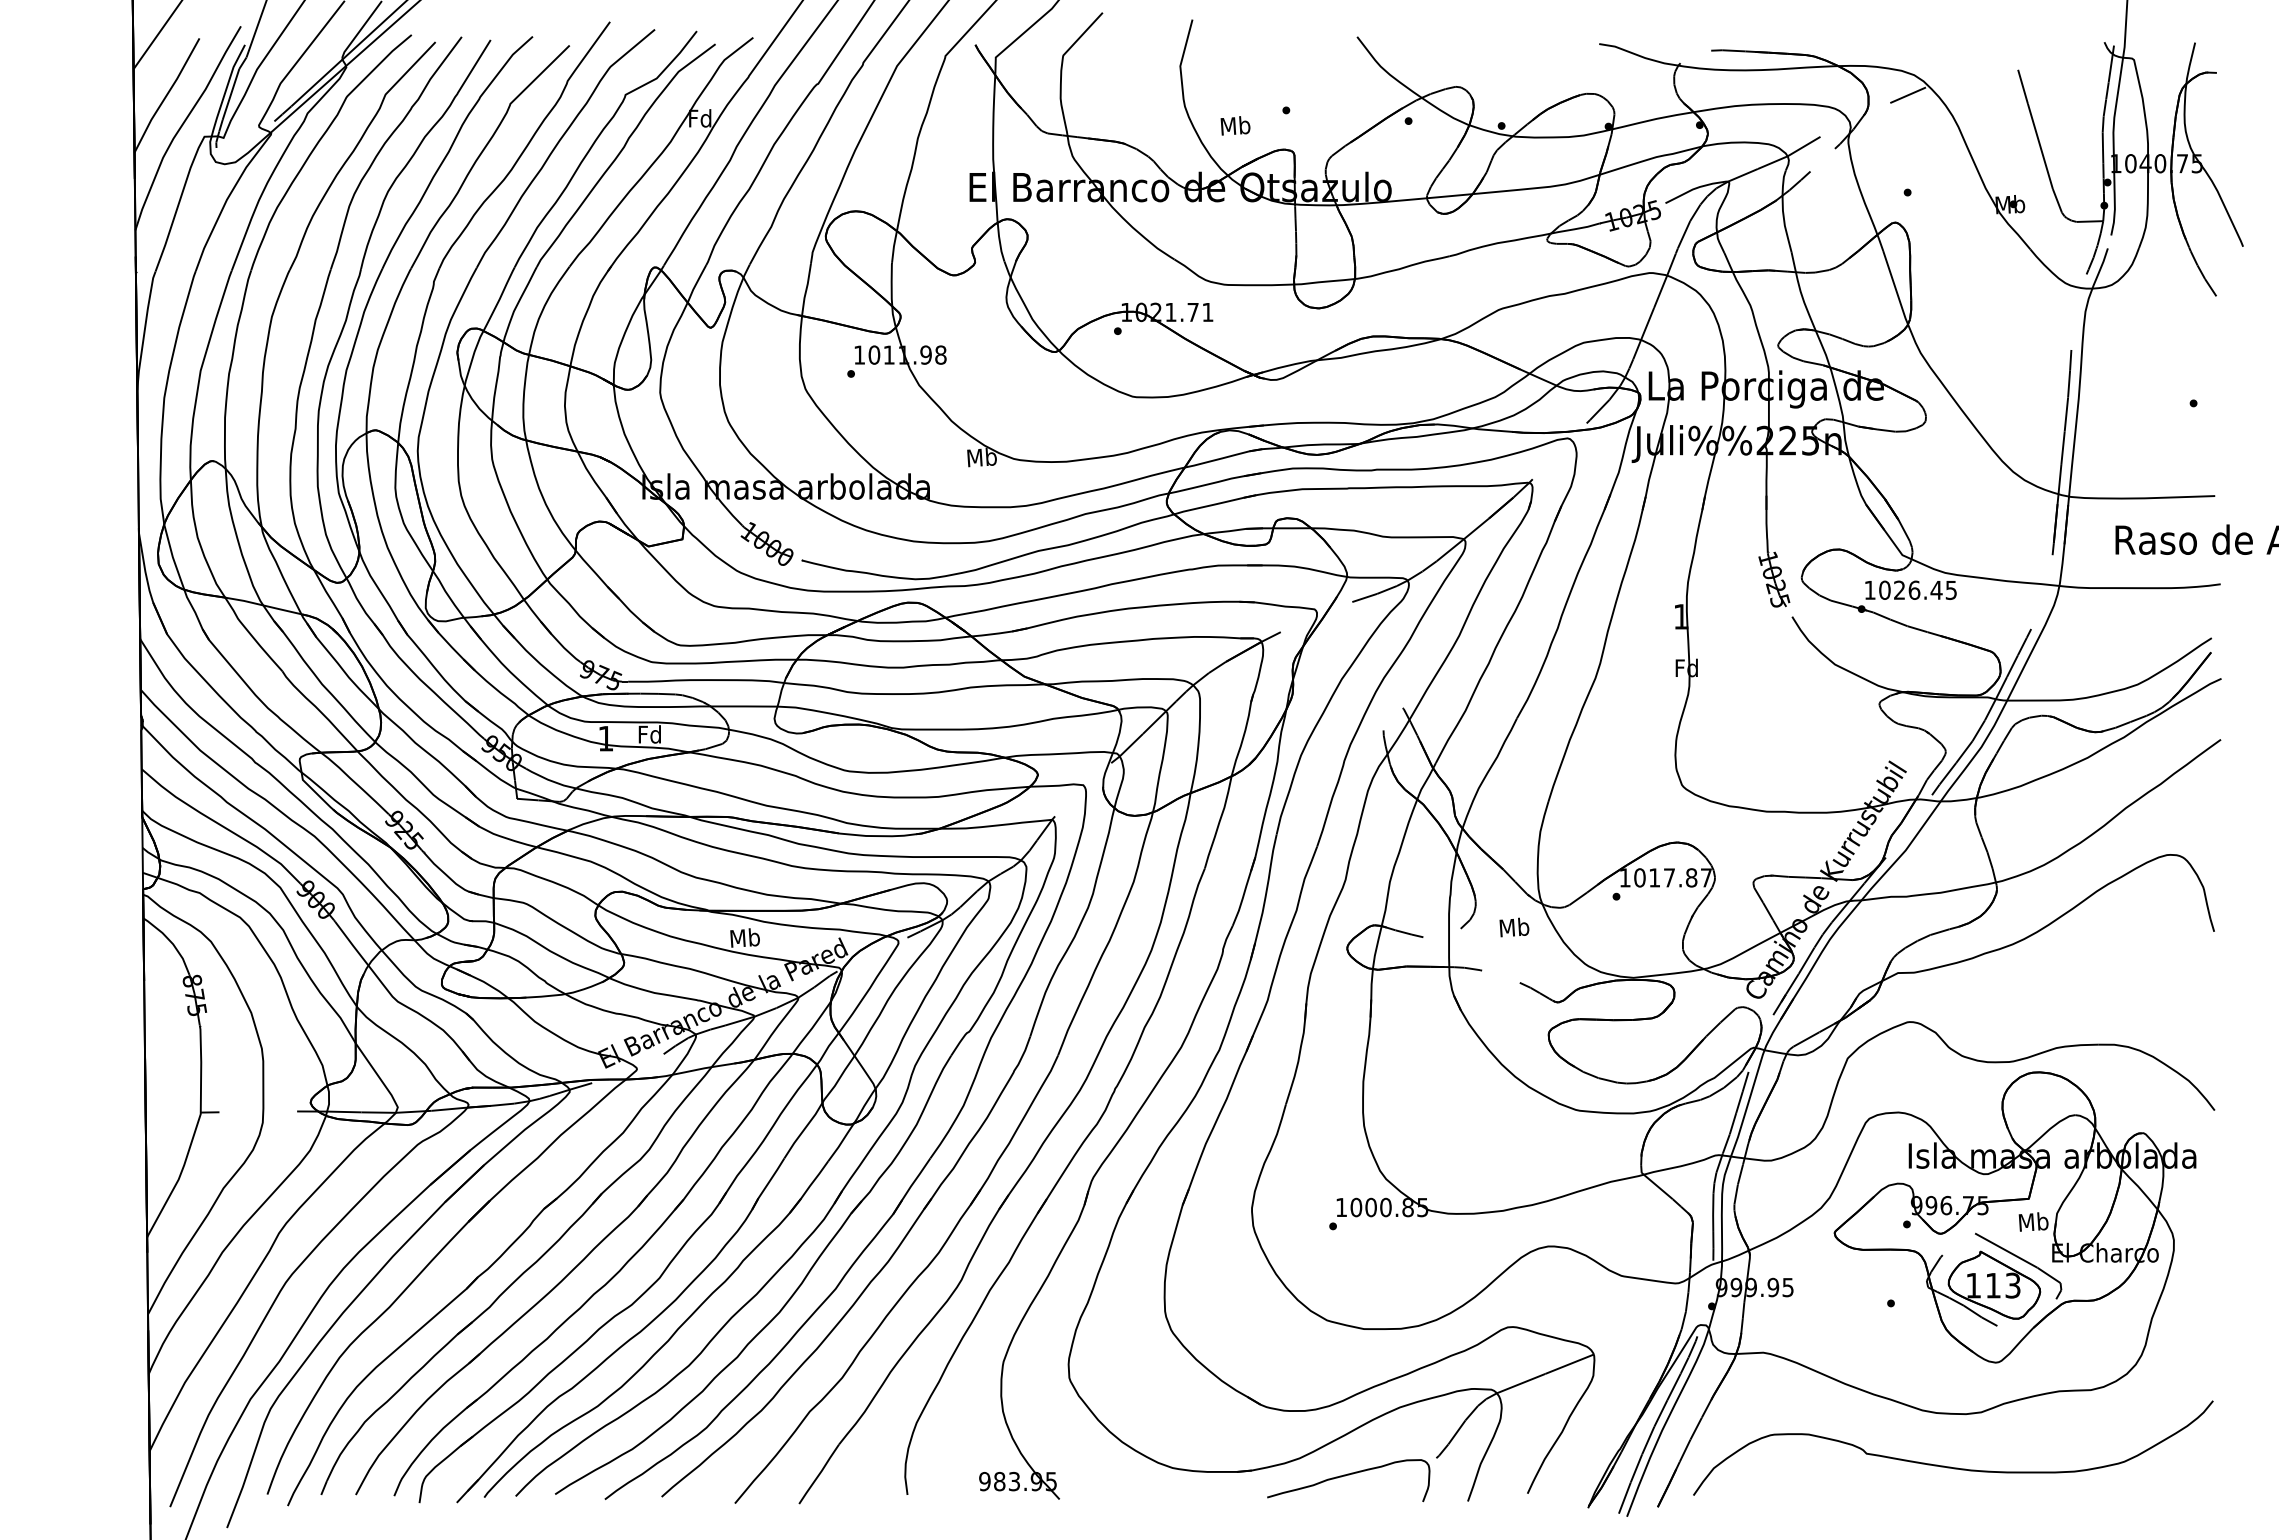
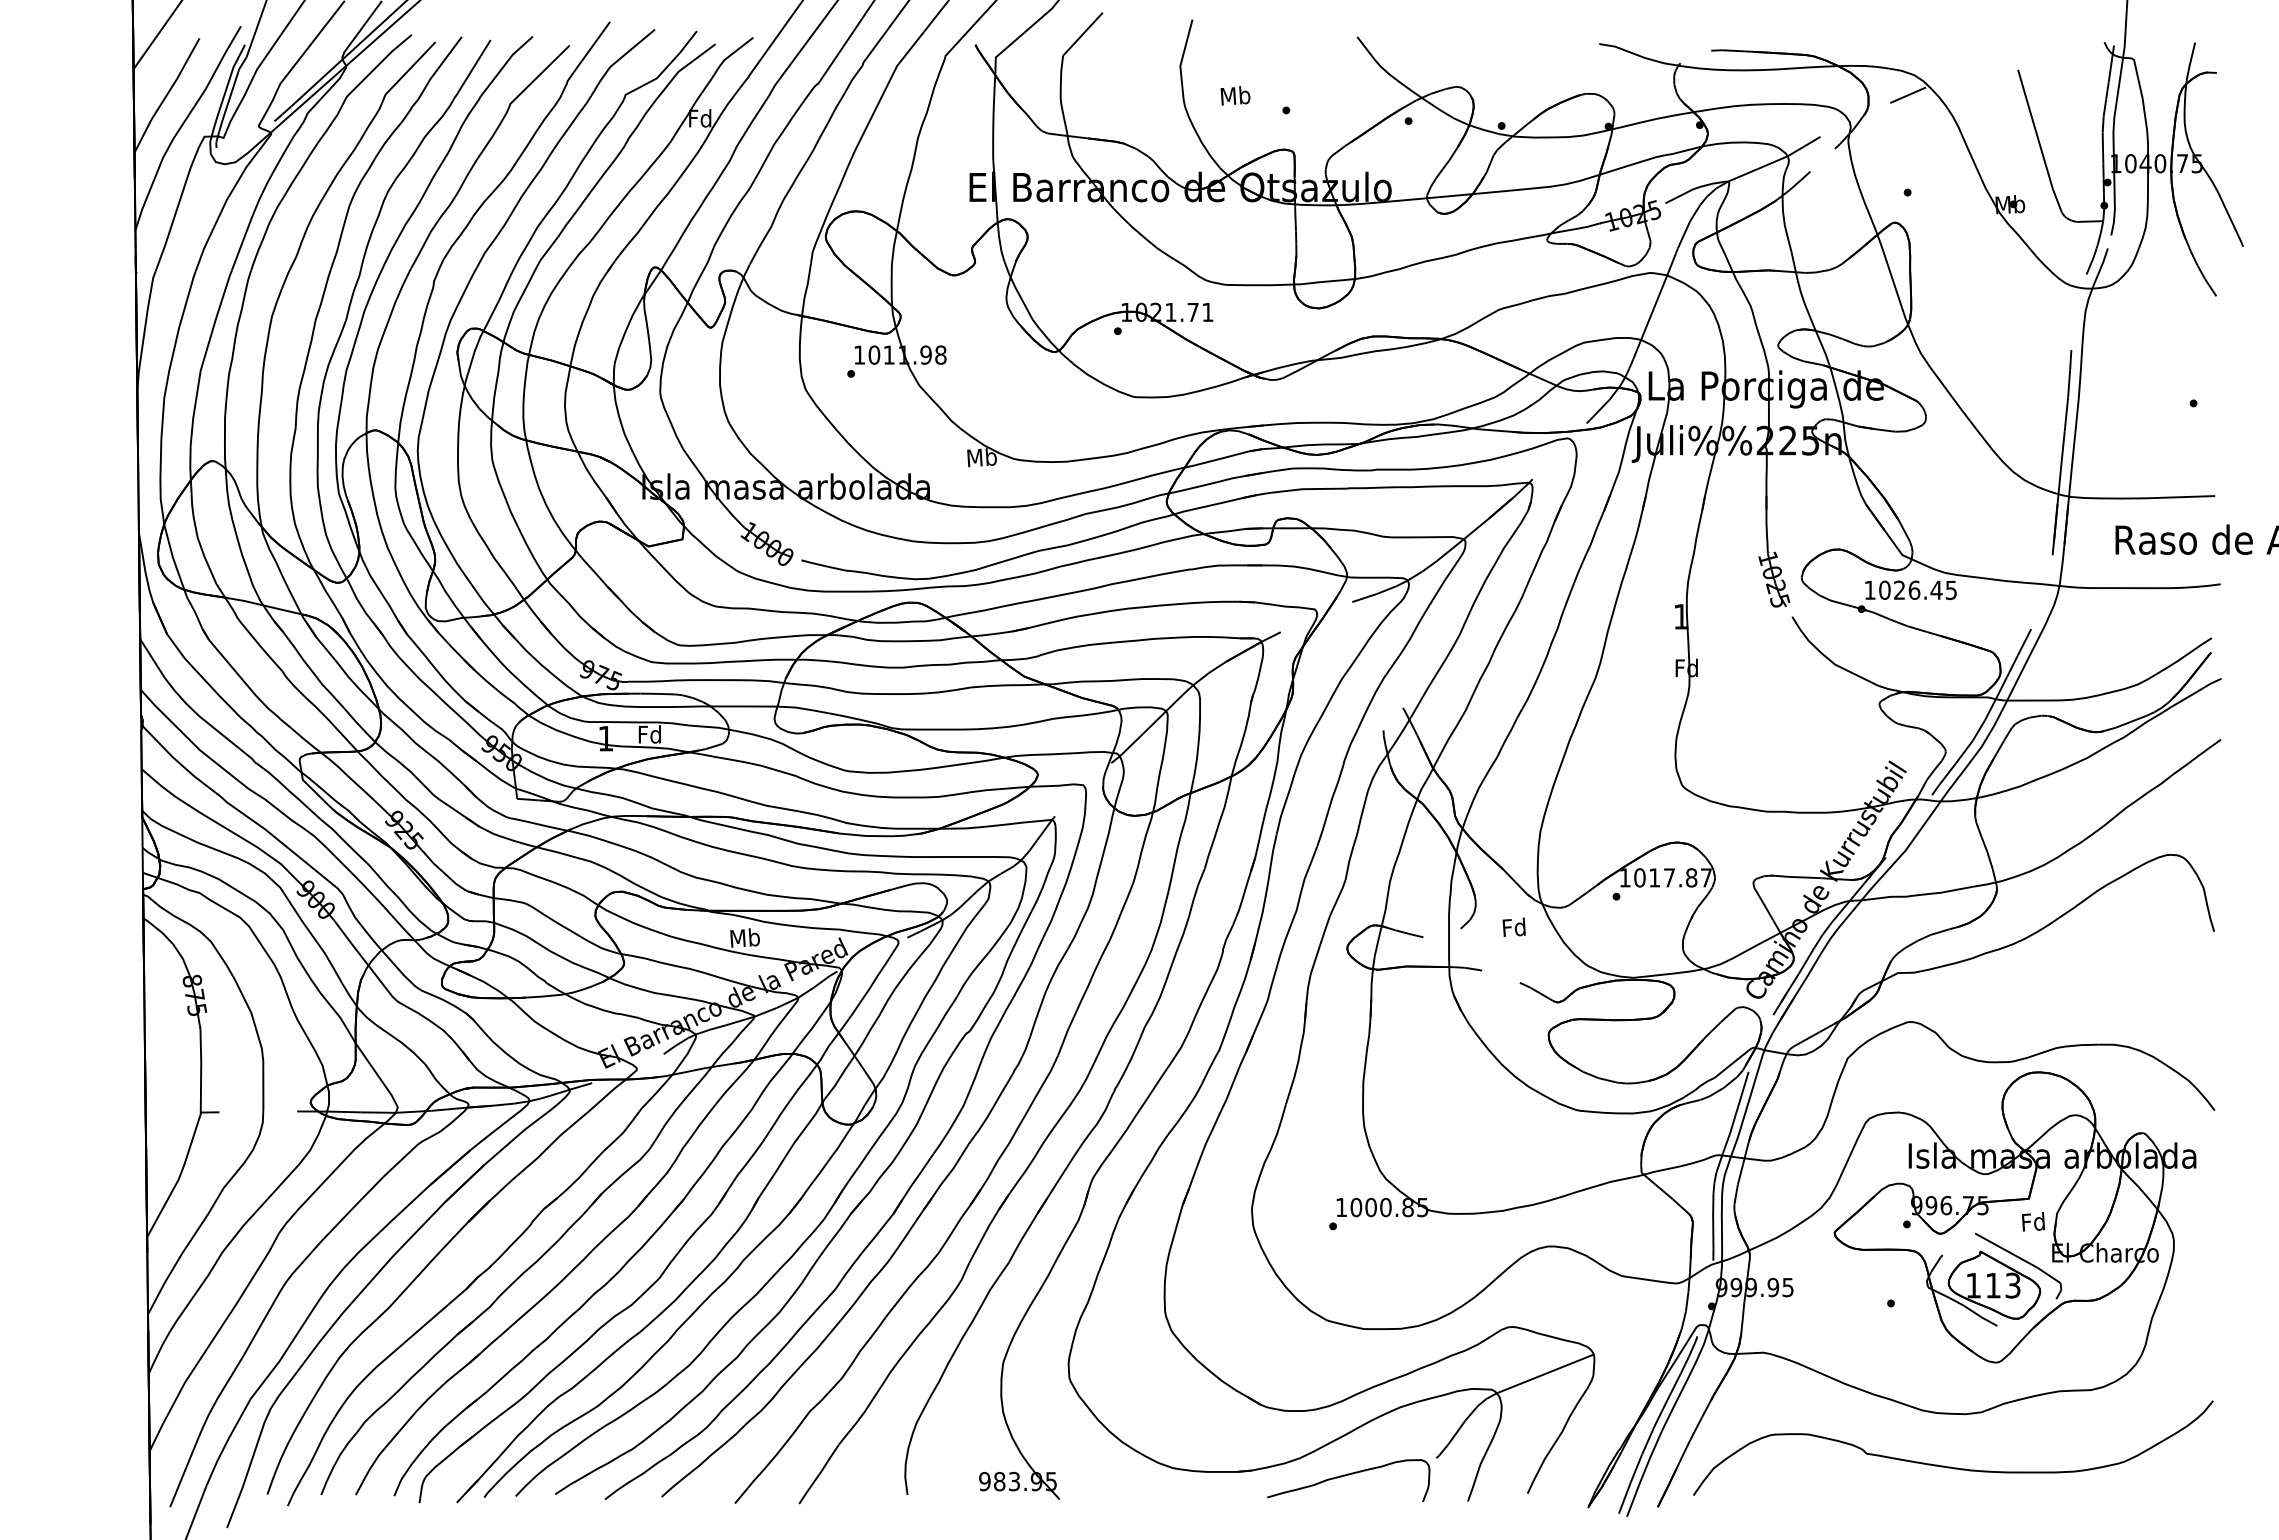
text position: (1235, 125) -> (1235, 95) (1235, 95)
text: Mb -> Fd (1514, 927)
text: Mb -> Fd (2033, 1221)
